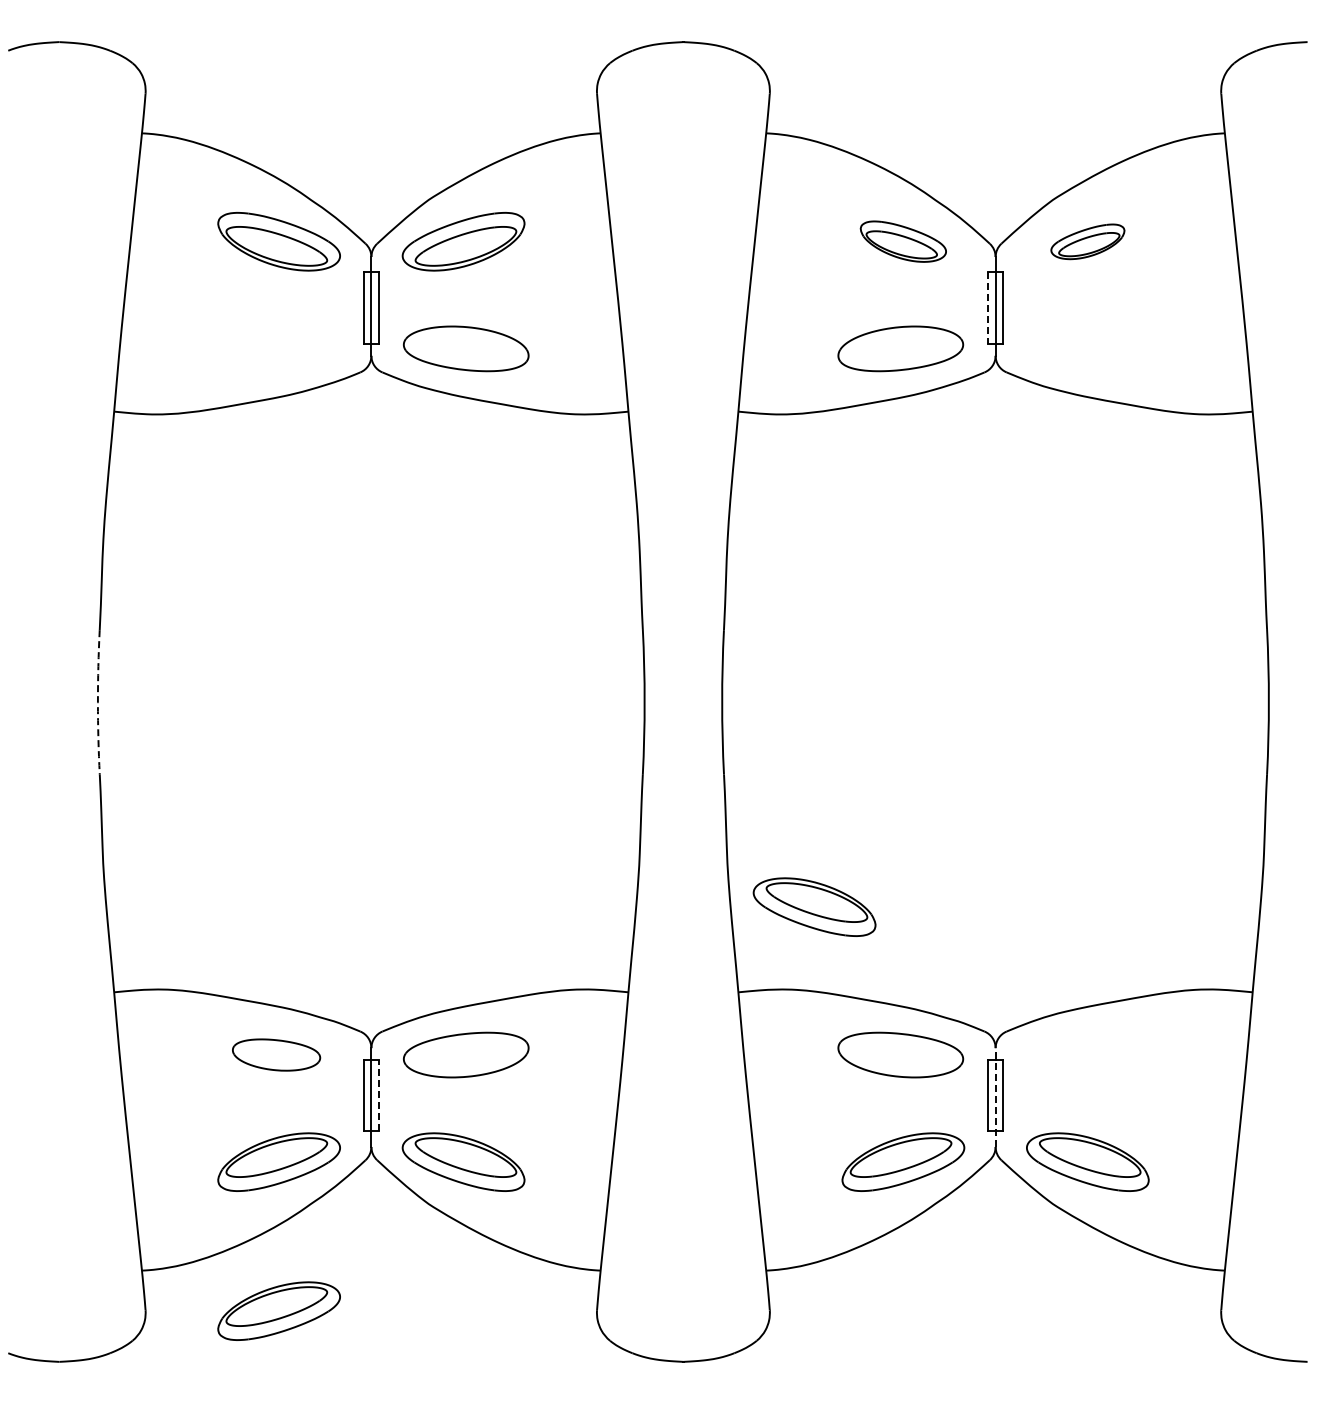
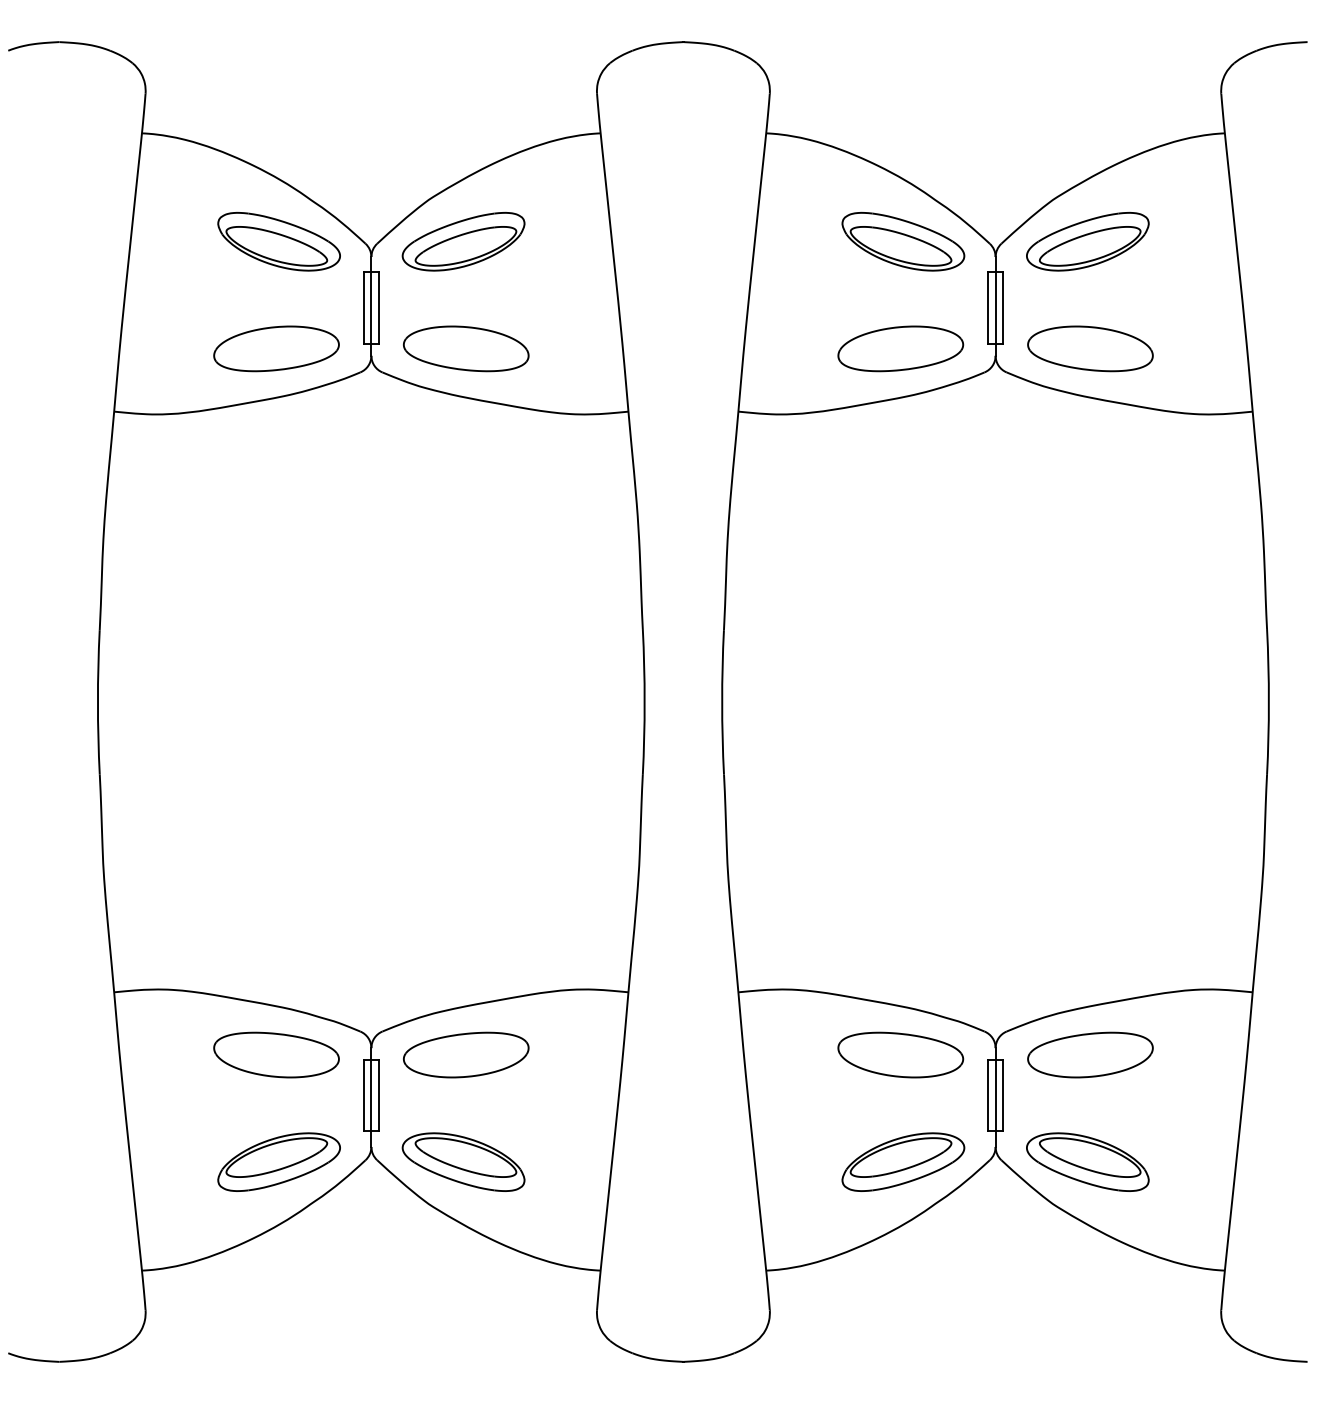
part size: 88x43 px -> 125x61 px (903, 241)
part size: 76x38 px -> 124x60 px (1087, 241)
line: dashed -> solid (988, 308)
part: none -> present (276, 348)
part: none -> present (1090, 348)
arc: dashed -> solid (97, 702)
part: present -> none (814, 906)
part size: 90x34 px -> 127x48 px (276, 1054)
part: none -> present (1090, 1054)
line: dashed -> solid (378, 1095)
line: dashed -> solid (995, 1097)
part: present -> none (278, 1310)
